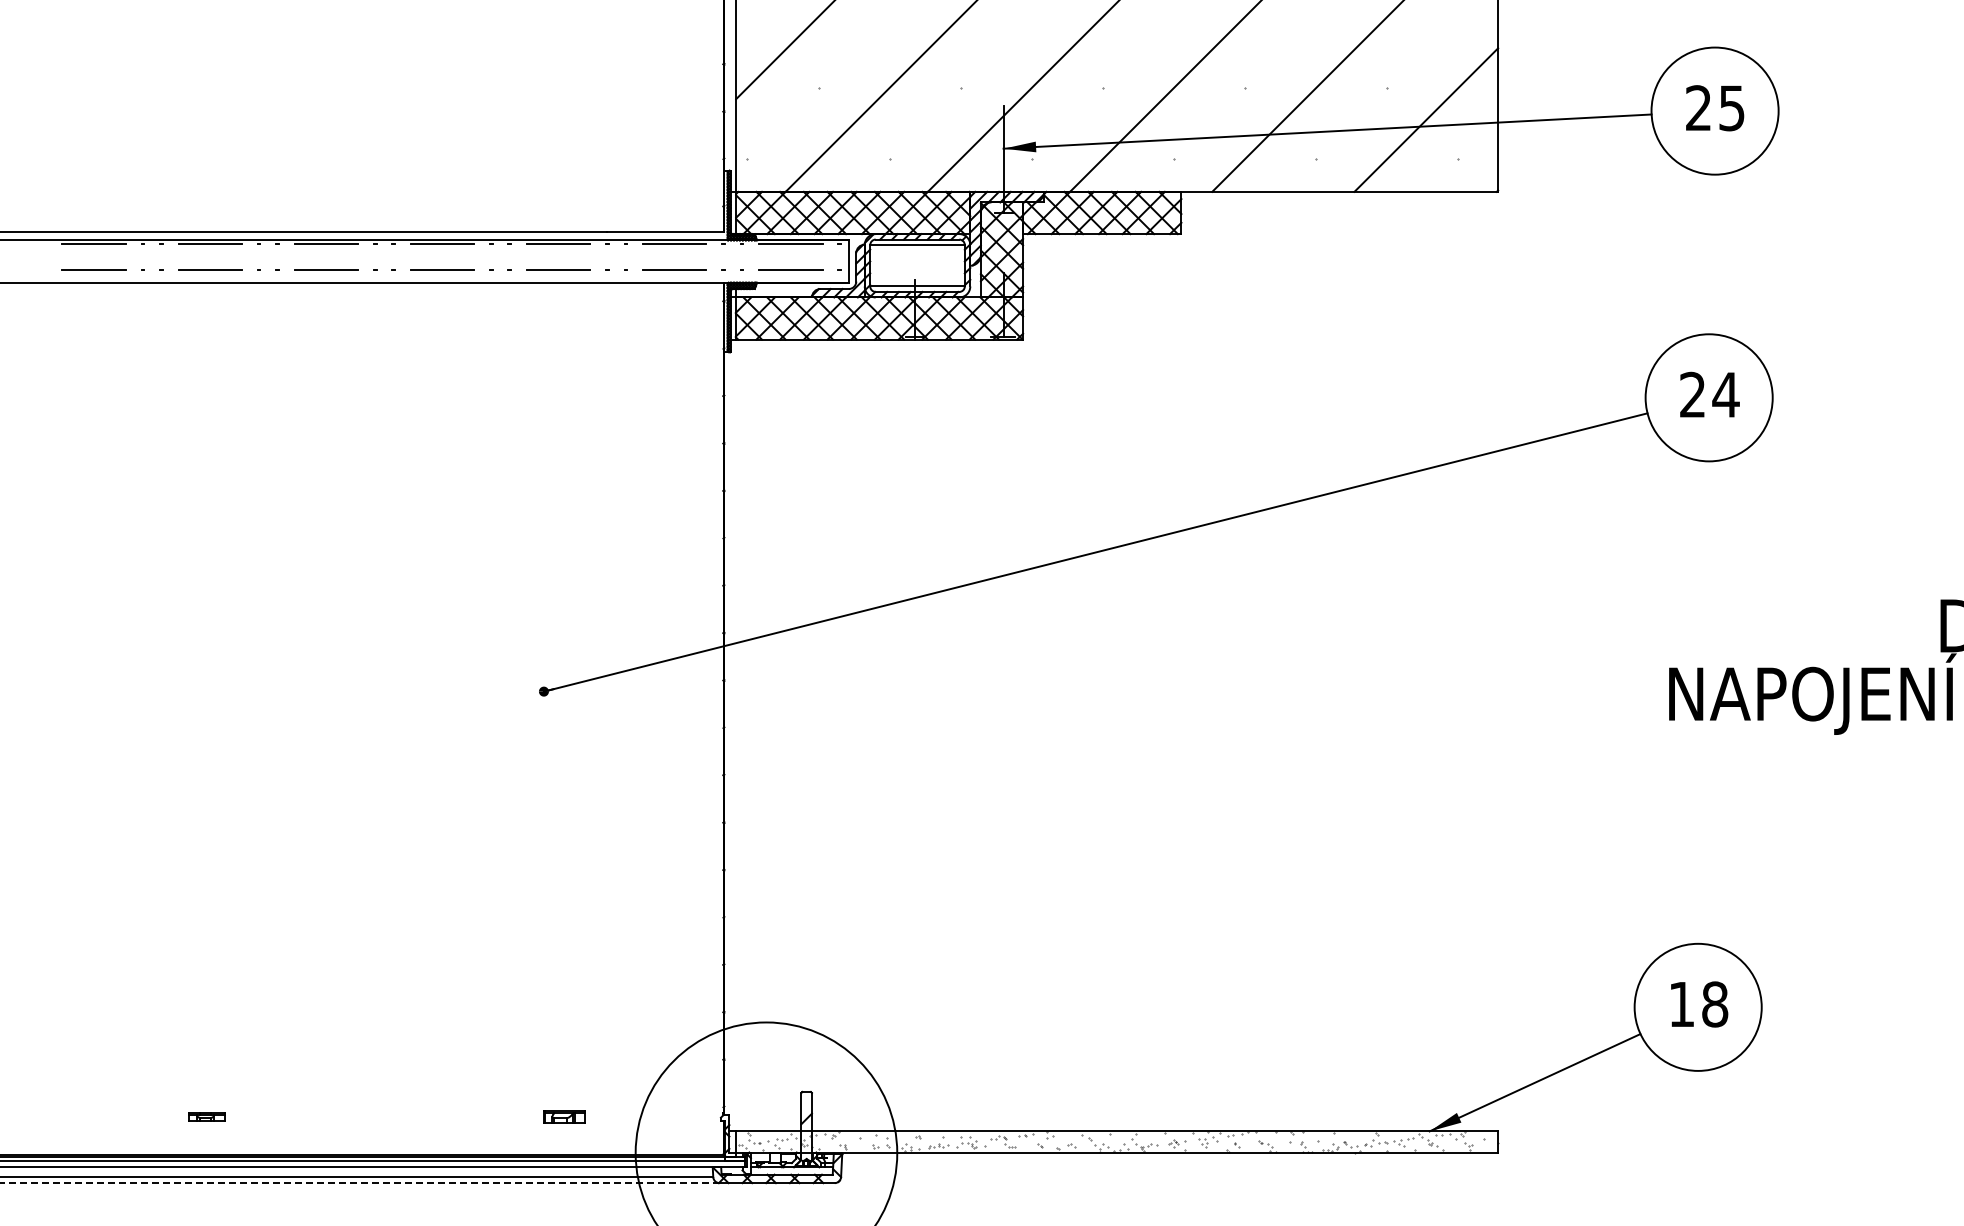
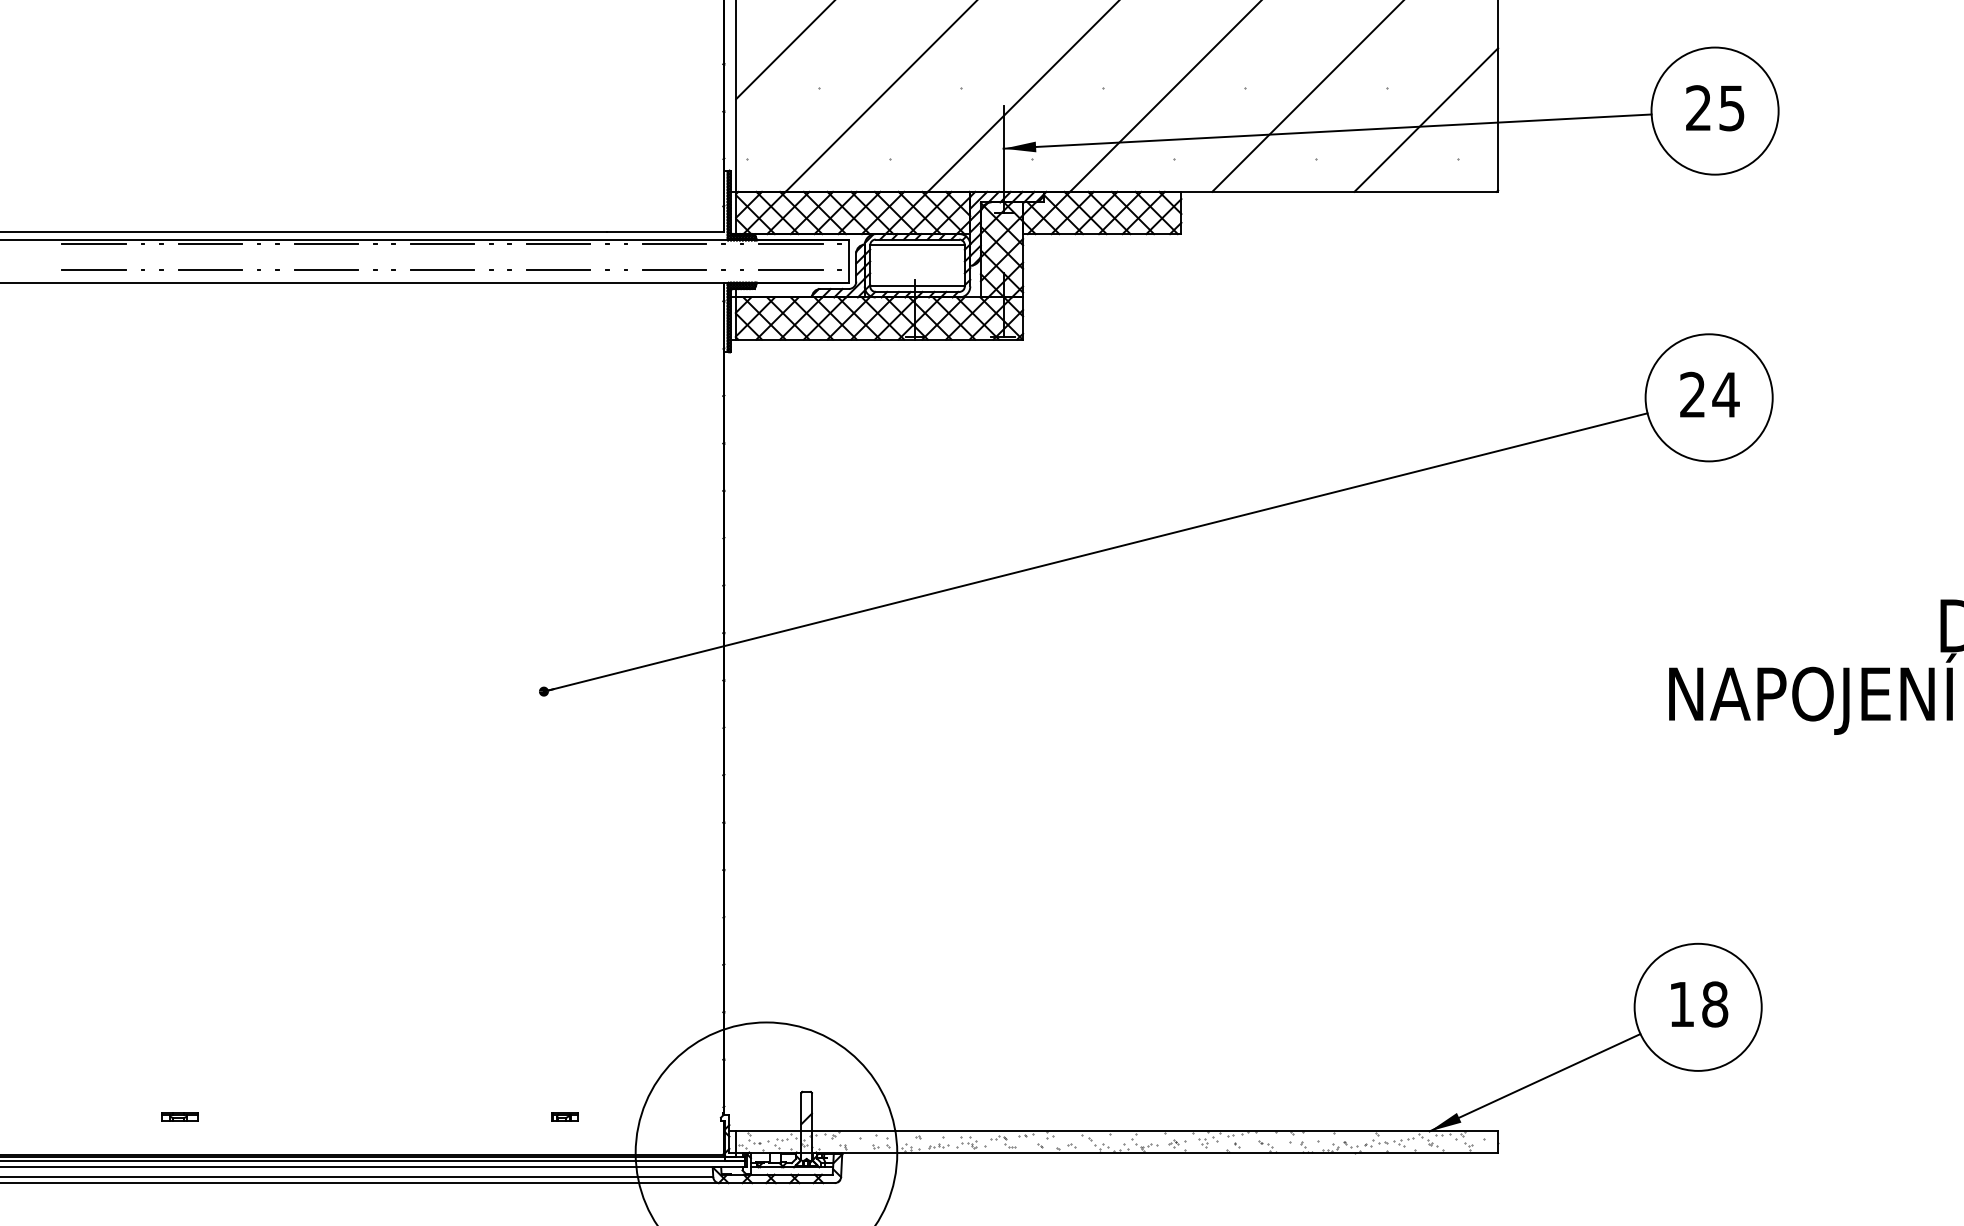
part position: (206, 1116) -> (179, 1116) (179, 1116)
part size: 43x14 px -> 28x10 px (564, 1116)
line: dashed -> solid (359, 1183)
